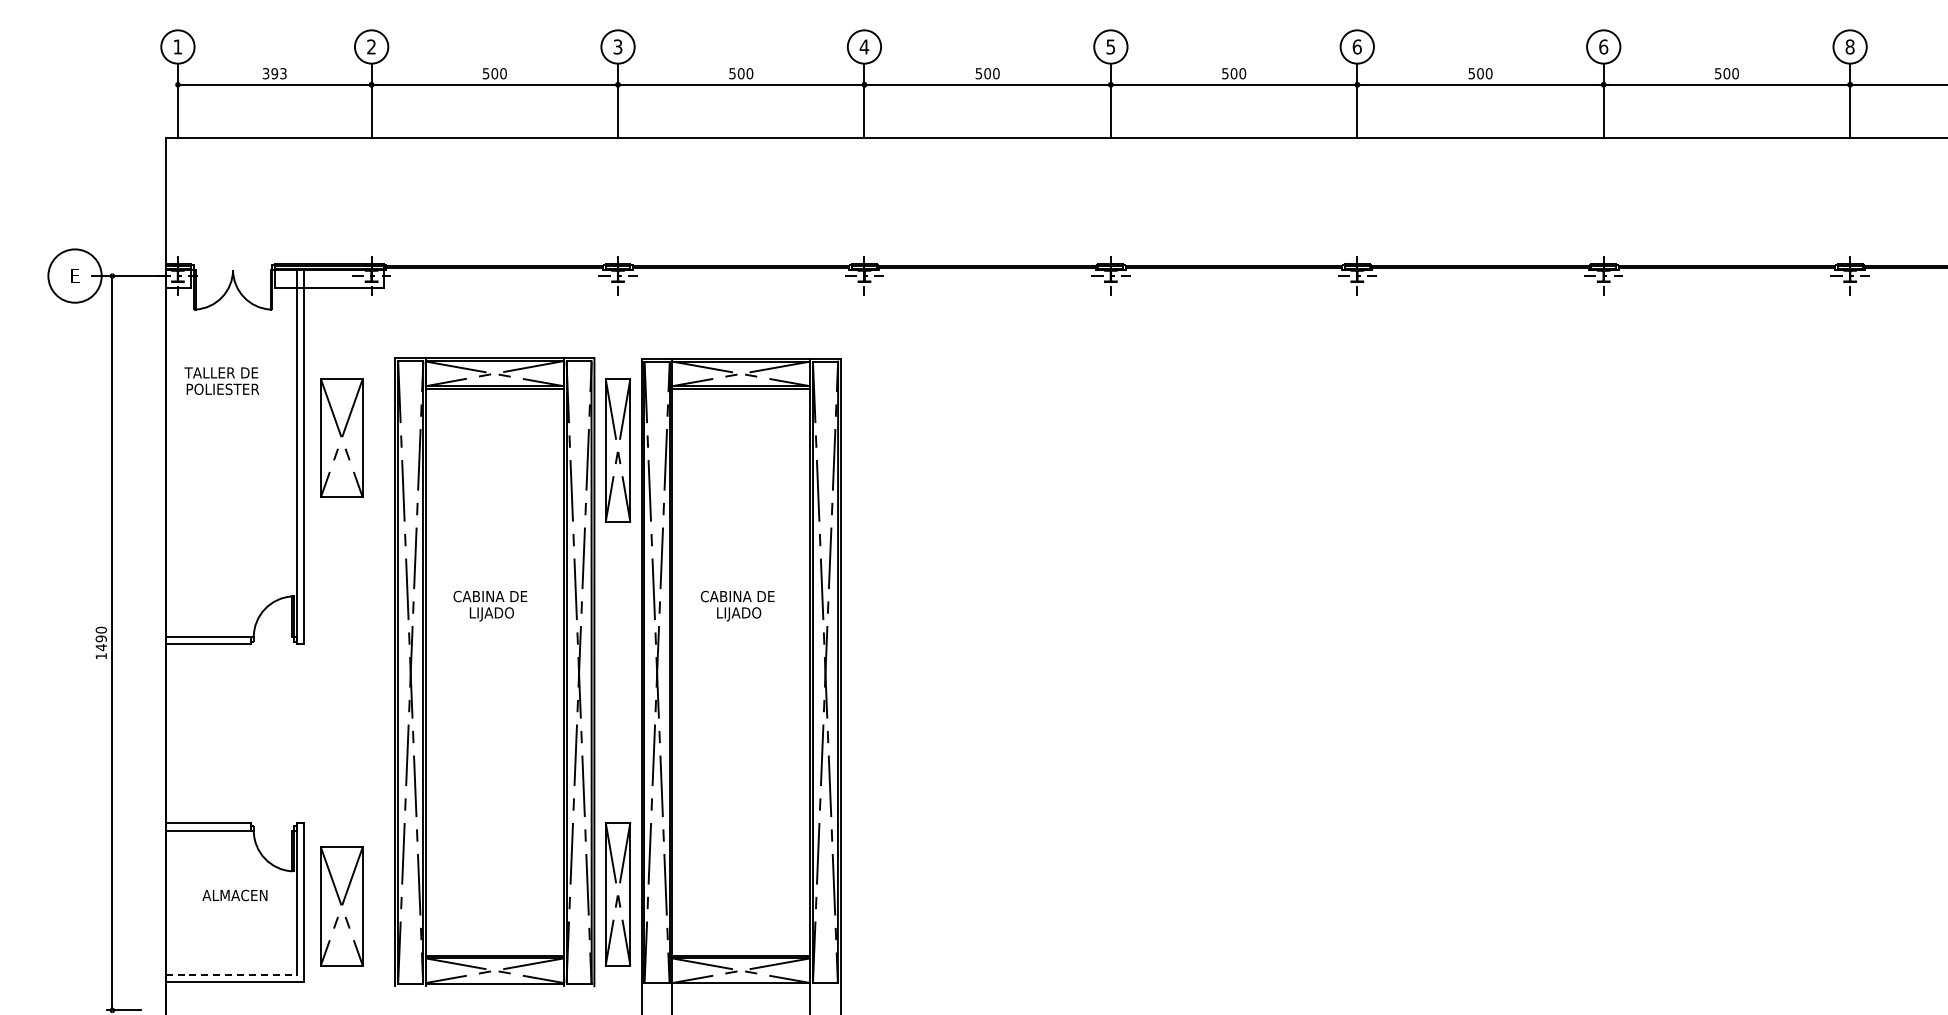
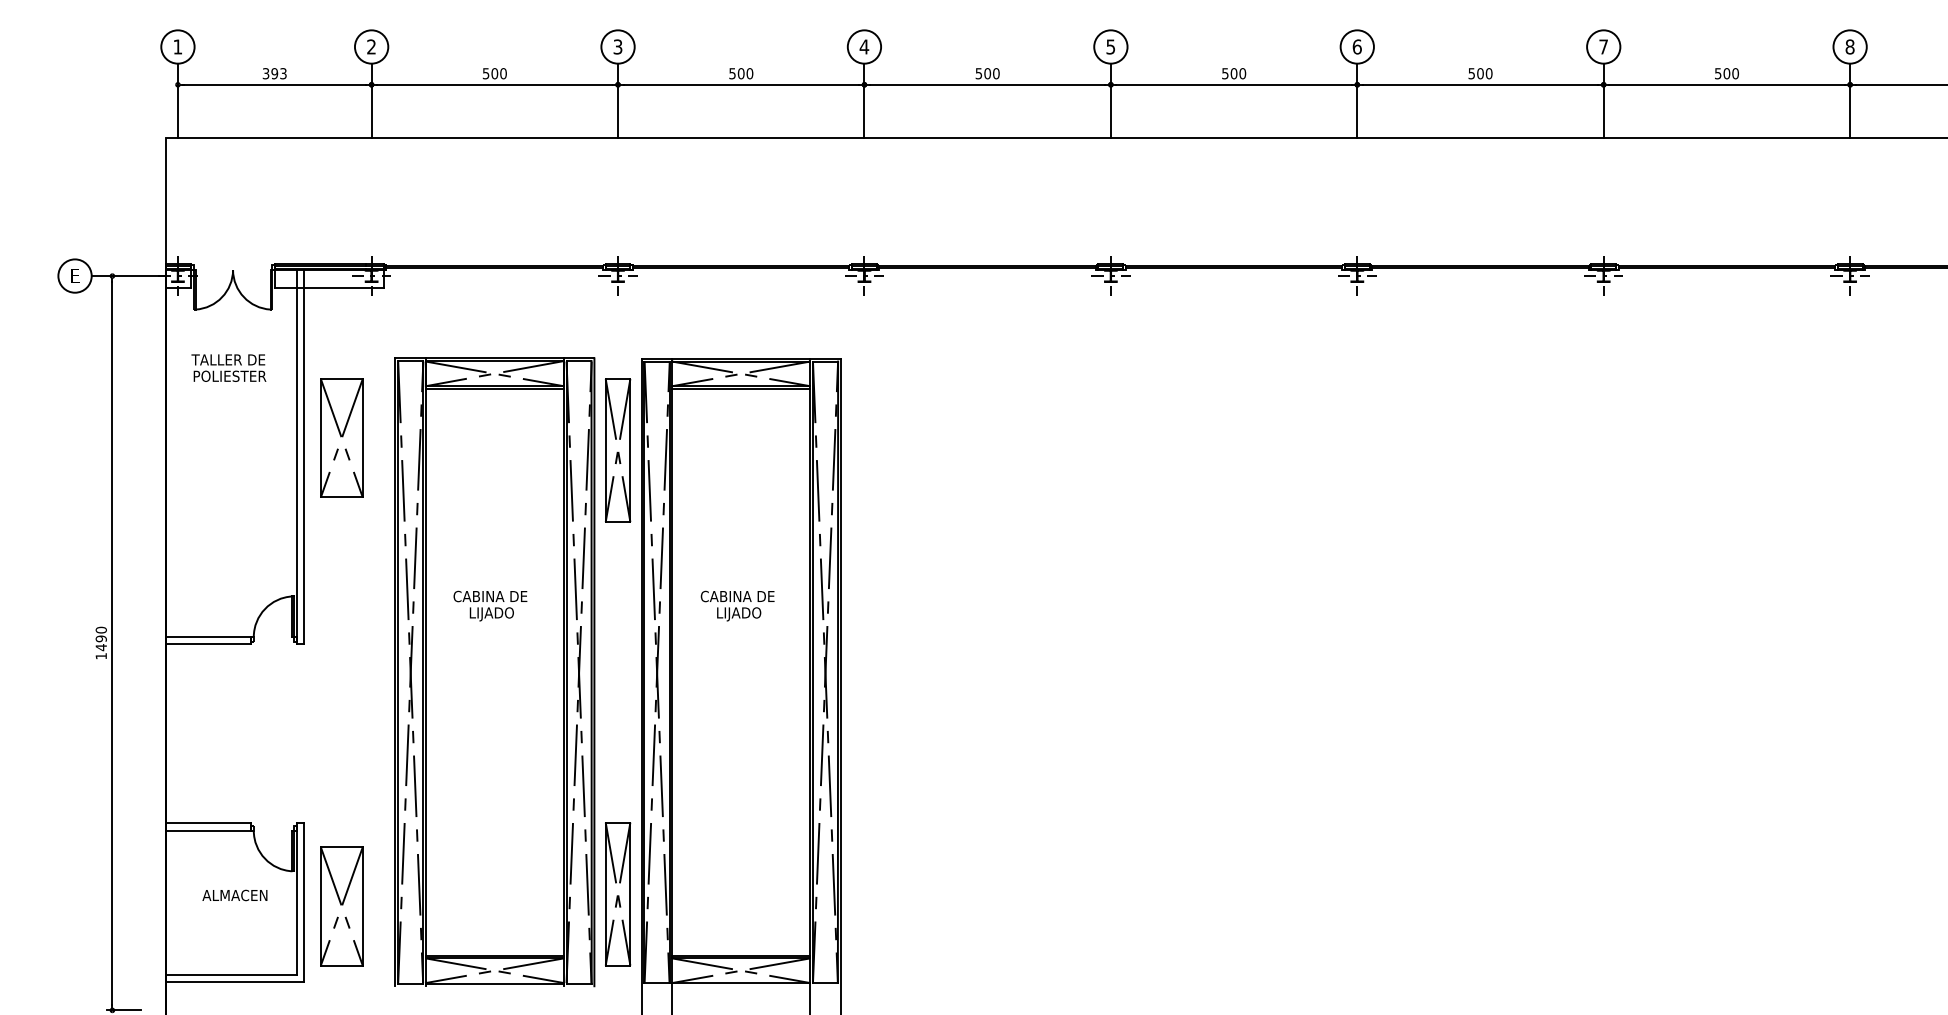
text: 6 -> 7 (1603, 46)
circle diameter: 53 px -> 33 px (74, 275)
text position: (221, 380) -> (228, 367) (228, 367)
line: dashed -> solid (231, 974)
